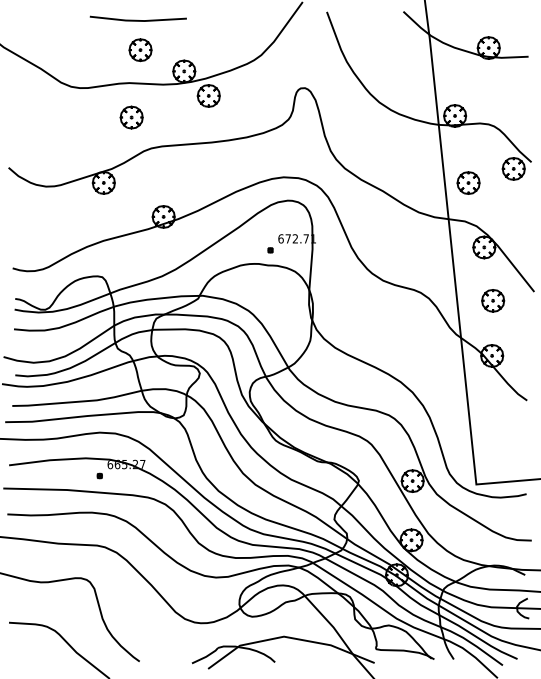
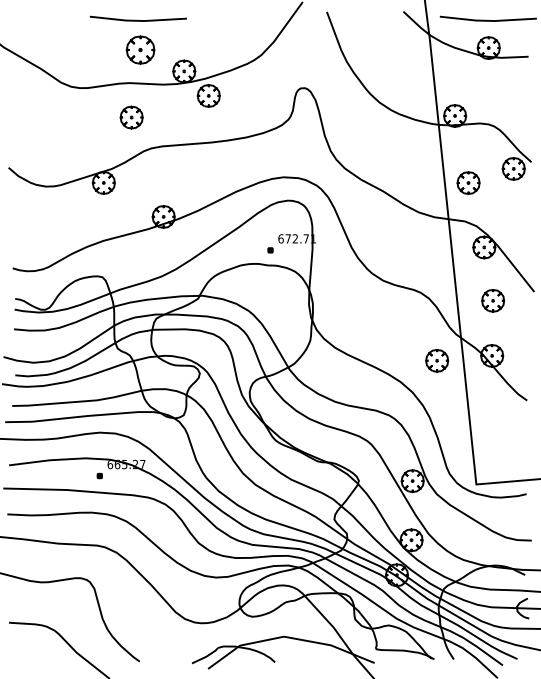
line: none -> present (487, 19)
part size: 25x25 px -> 31x30 px (140, 49)
part: none -> present (437, 360)
